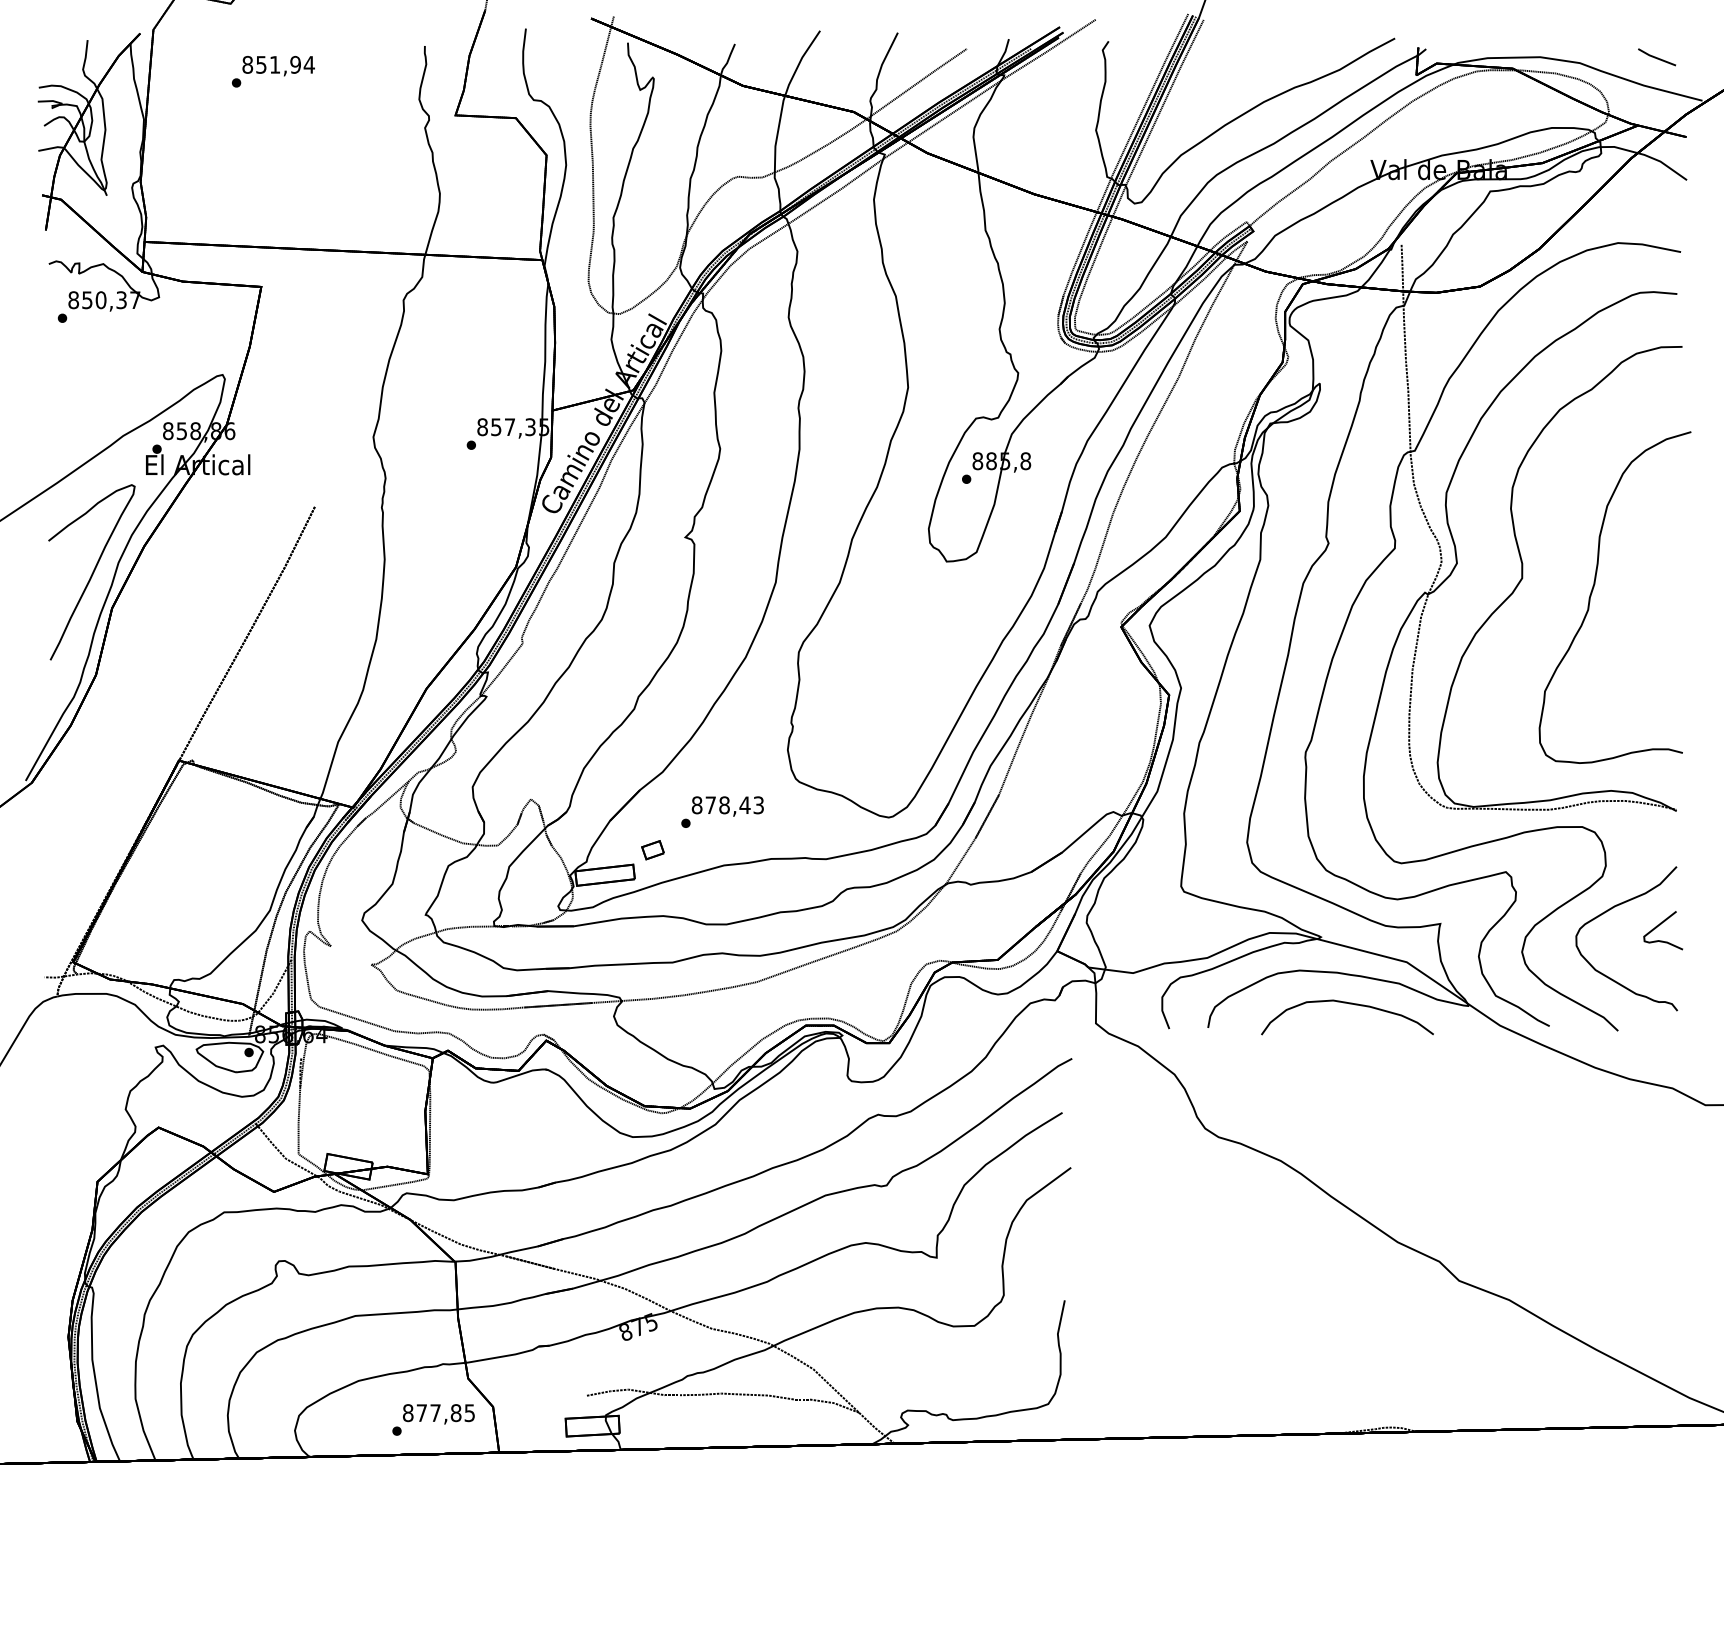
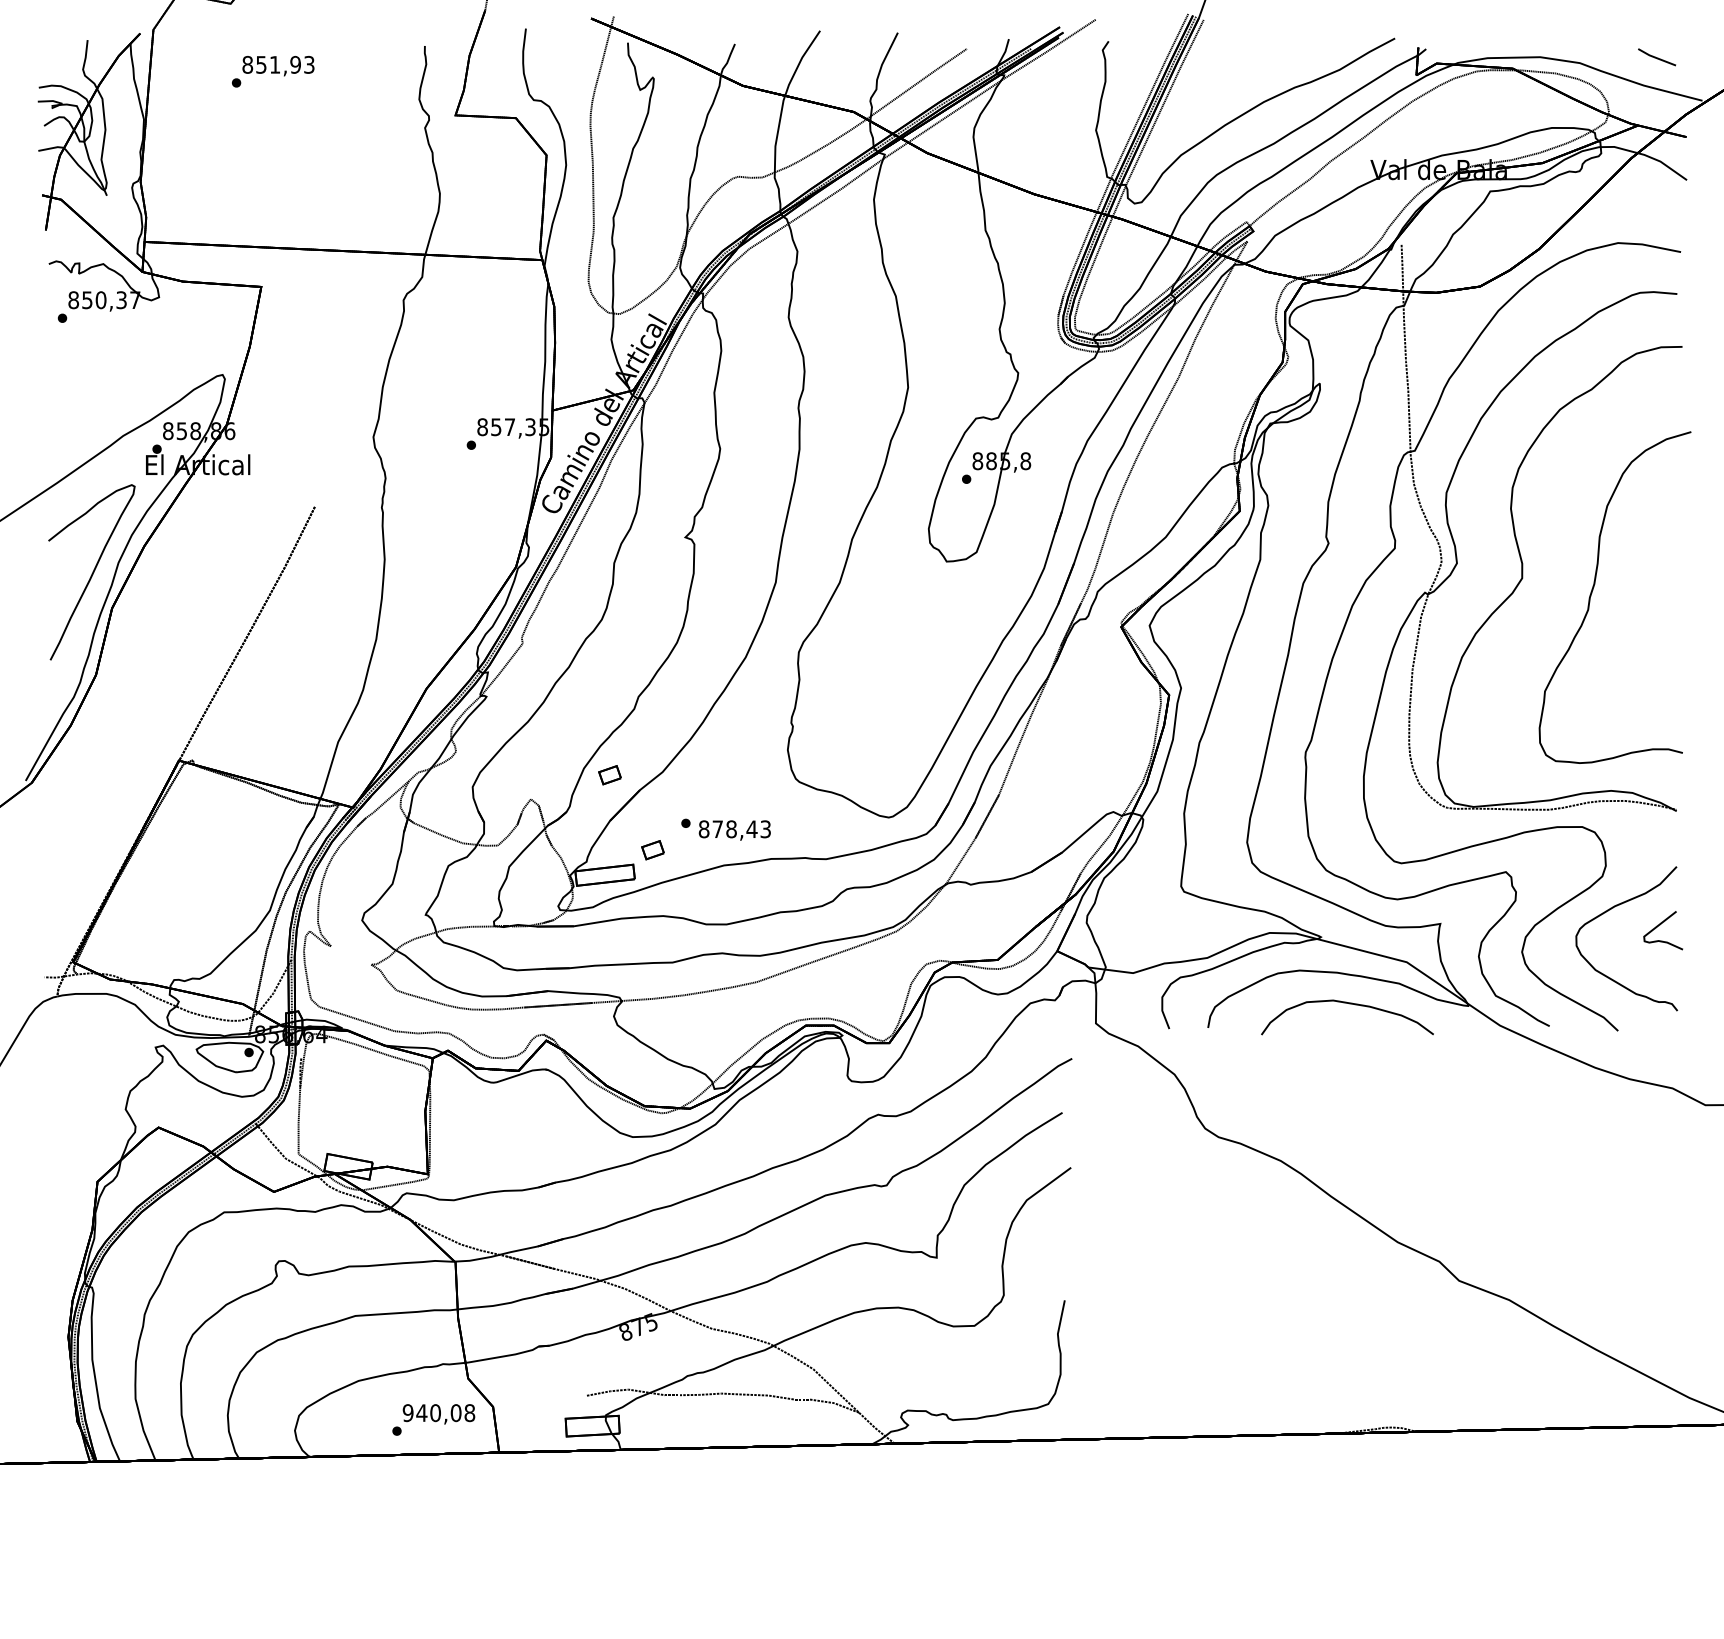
text: 851,94 -> 851,93 (308, 64)
part: none -> present (609, 775)
text position: (727, 806) -> (734, 830) (734, 830)
text: 877,85 -> 940,08 (438, 1413)
